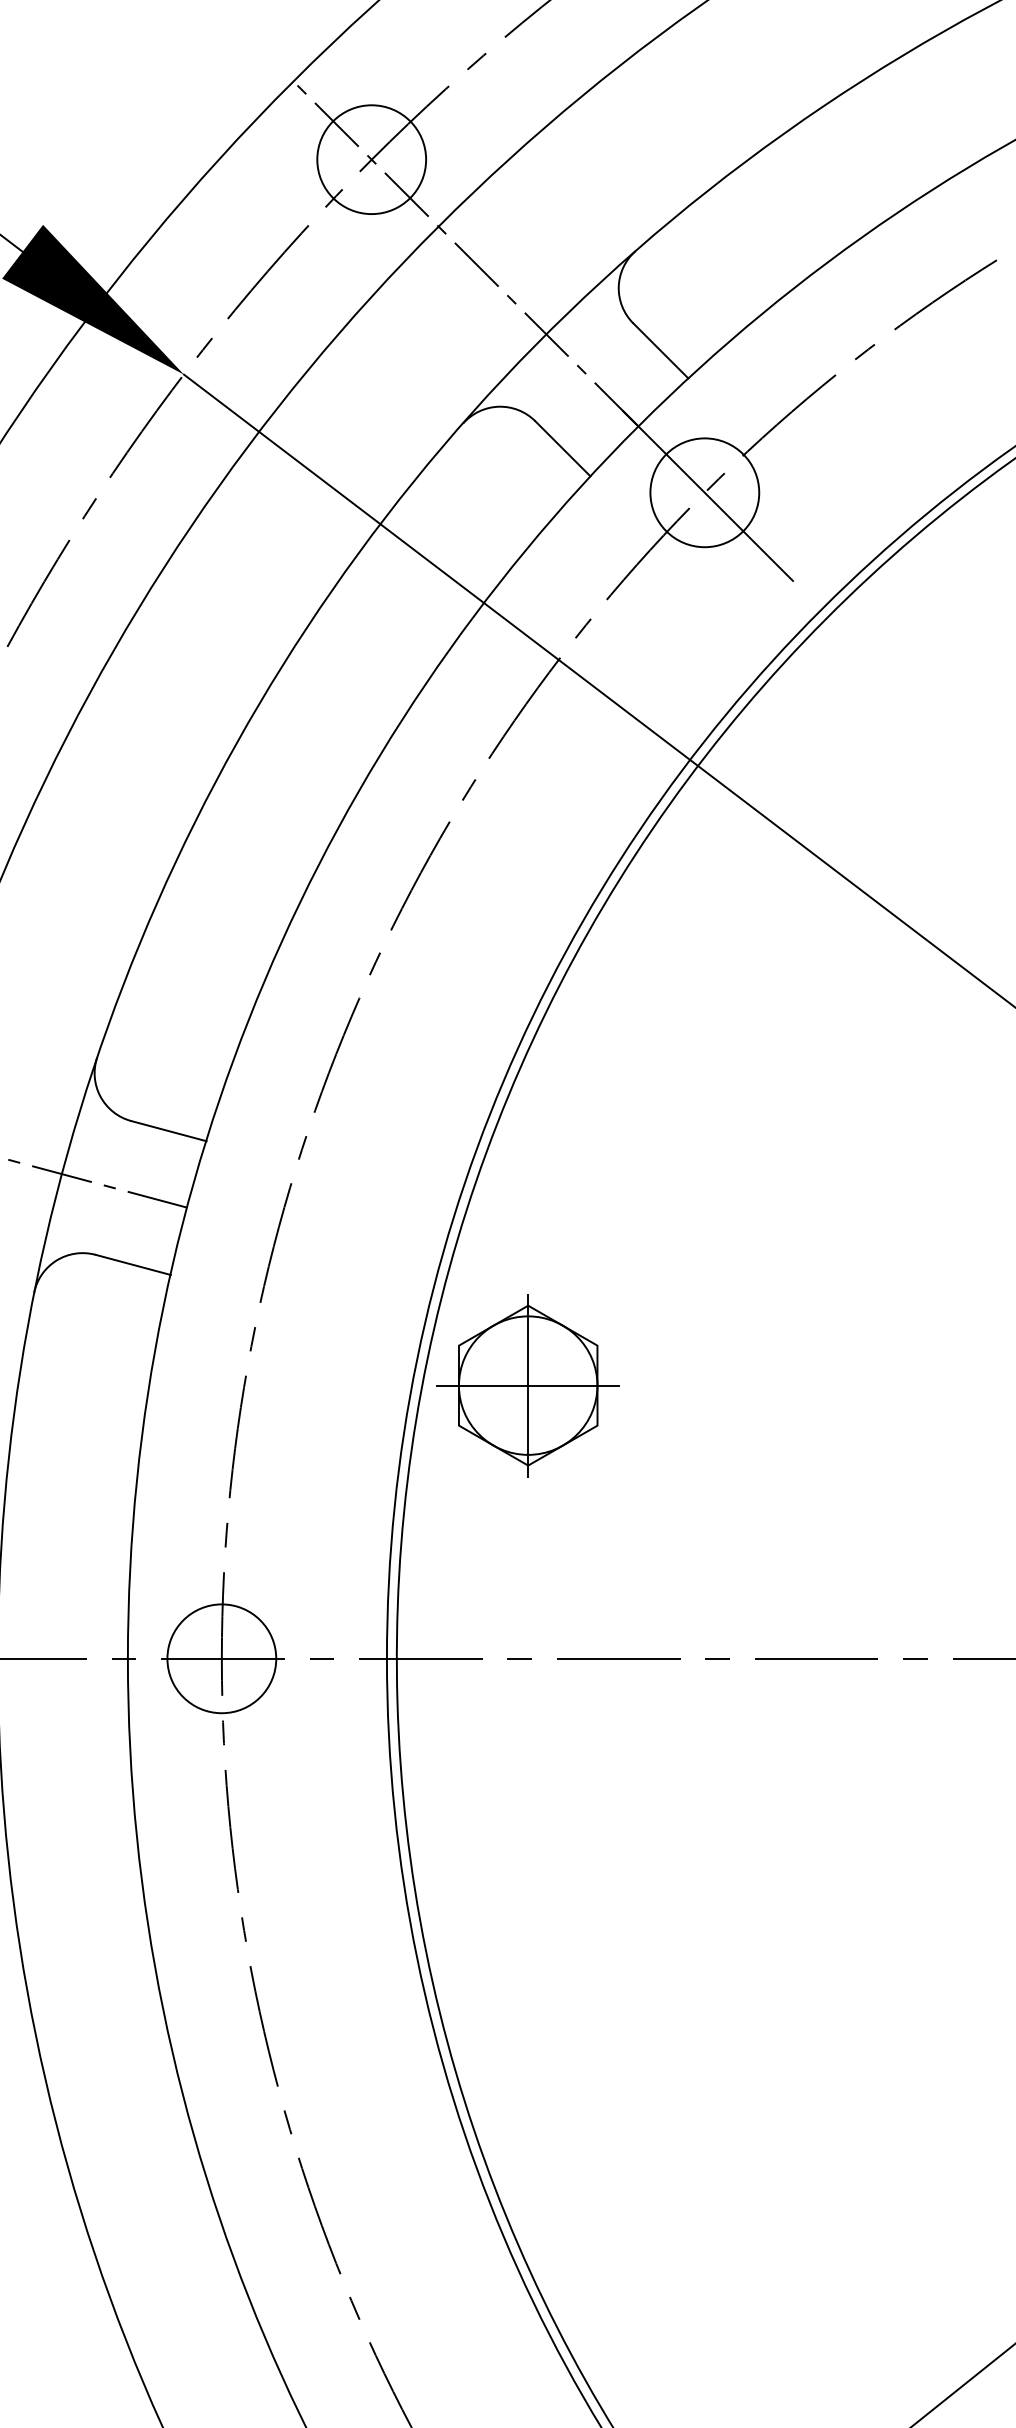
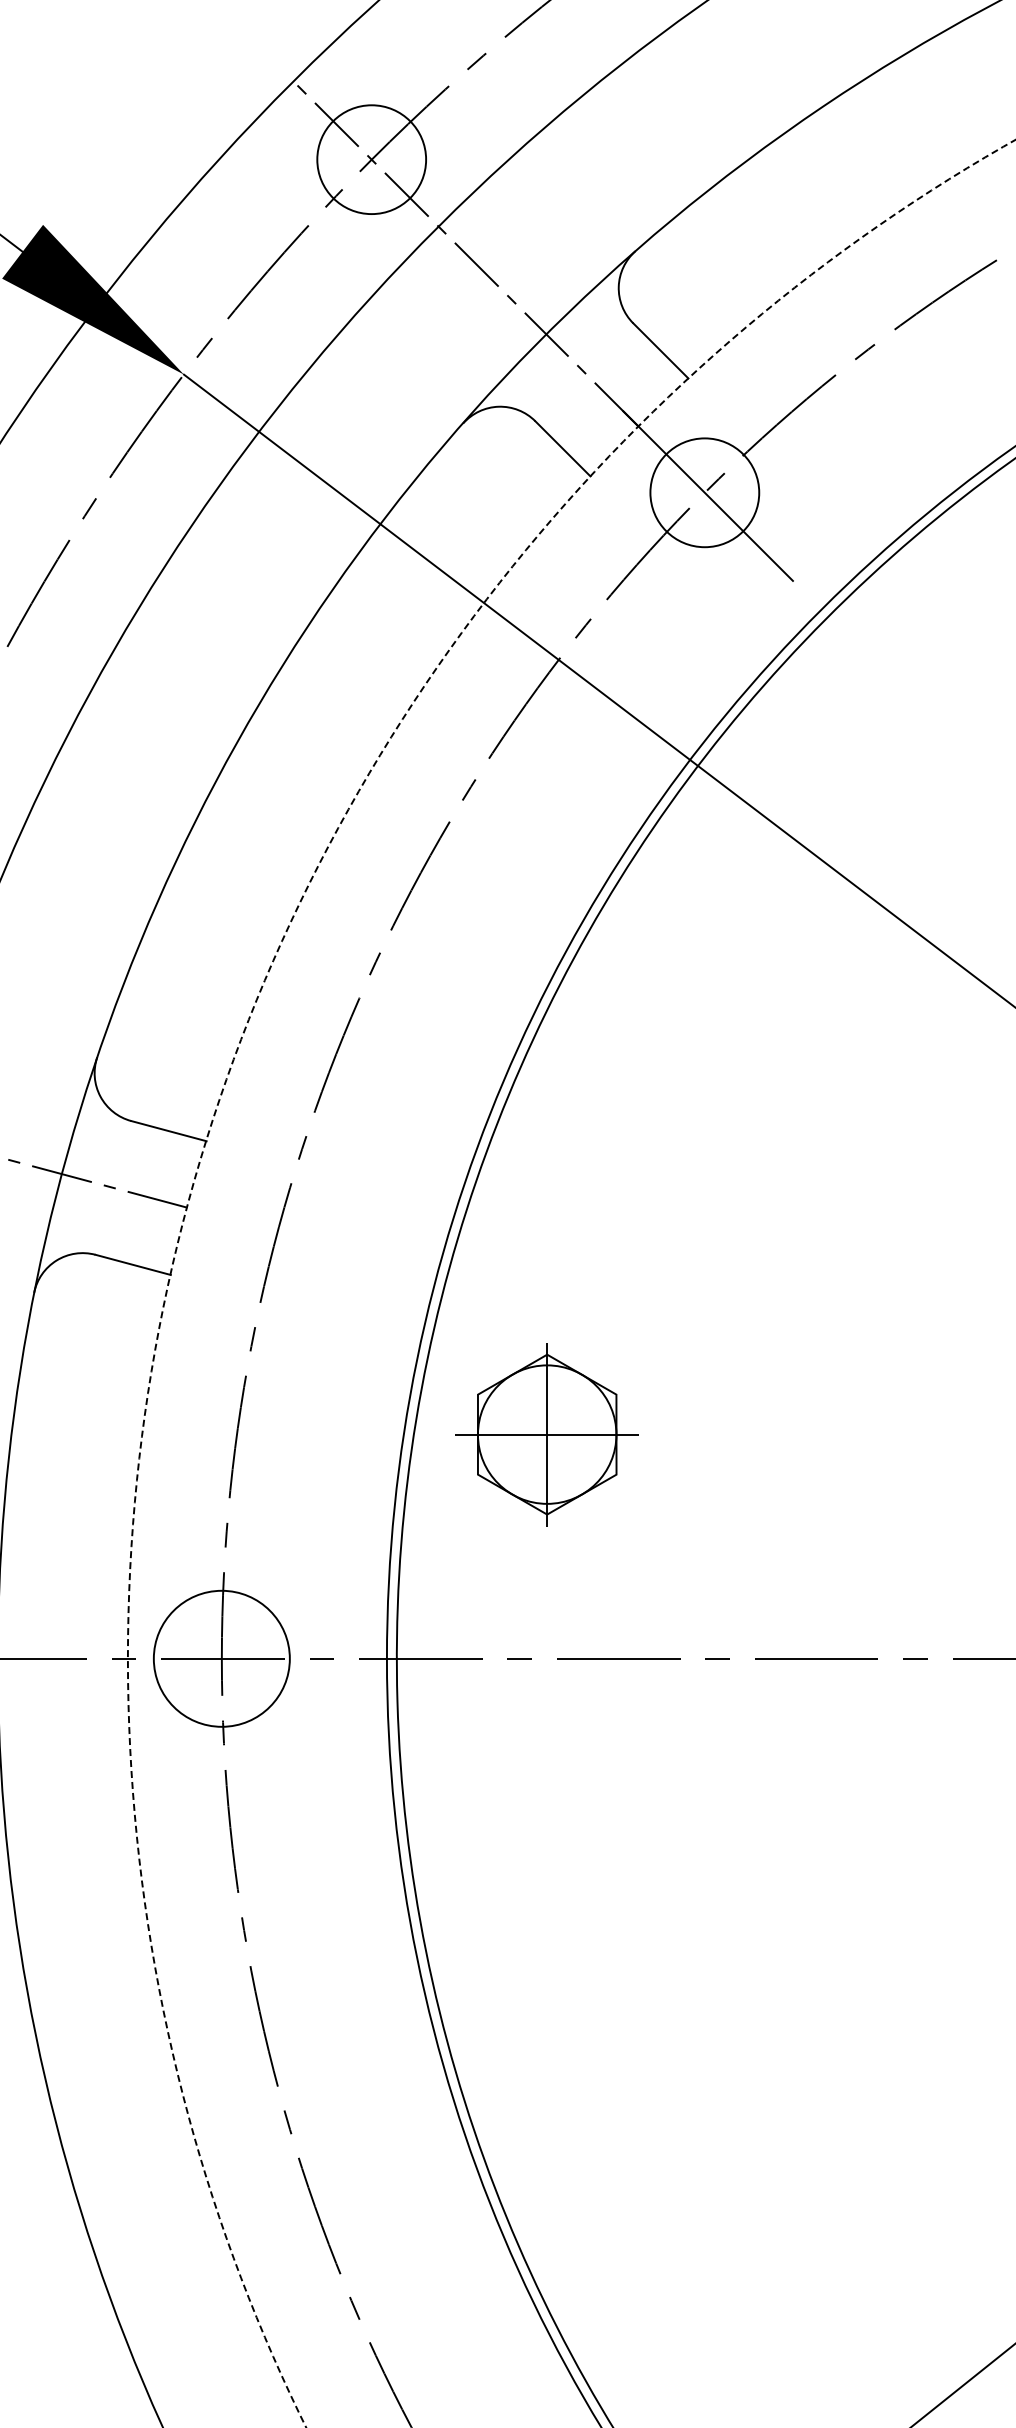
circle: solid -> dashed (571, 1283)
part position: (527, 1385) -> (546, 1434) (546, 1434)
circle diameter: 109 px -> 136 px (221, 1658)
